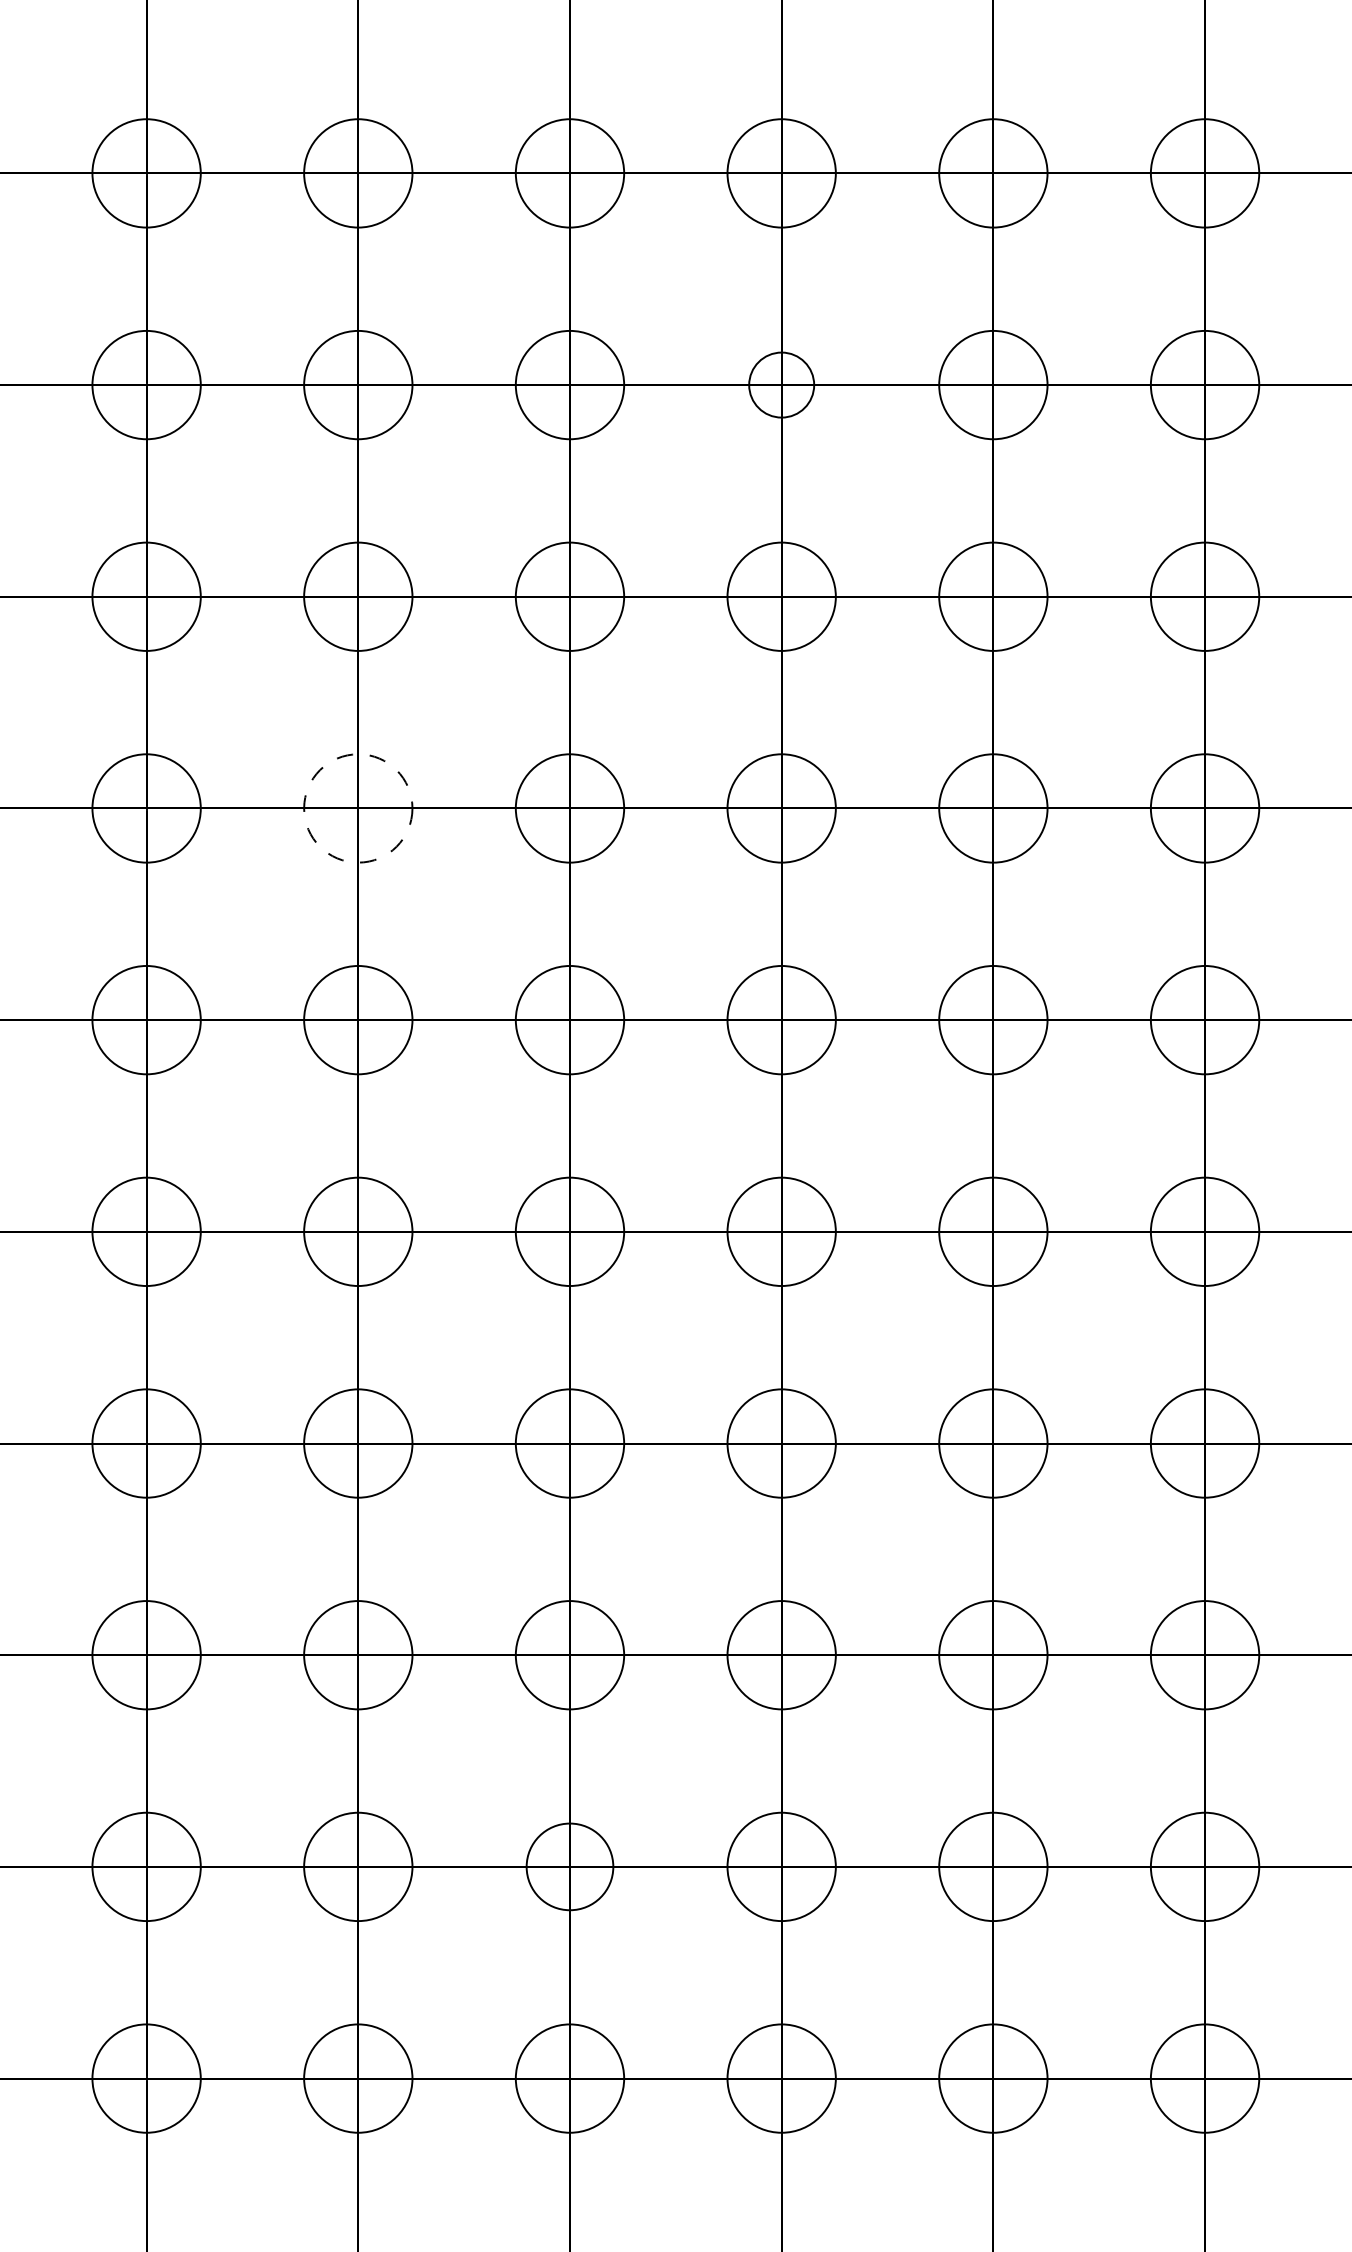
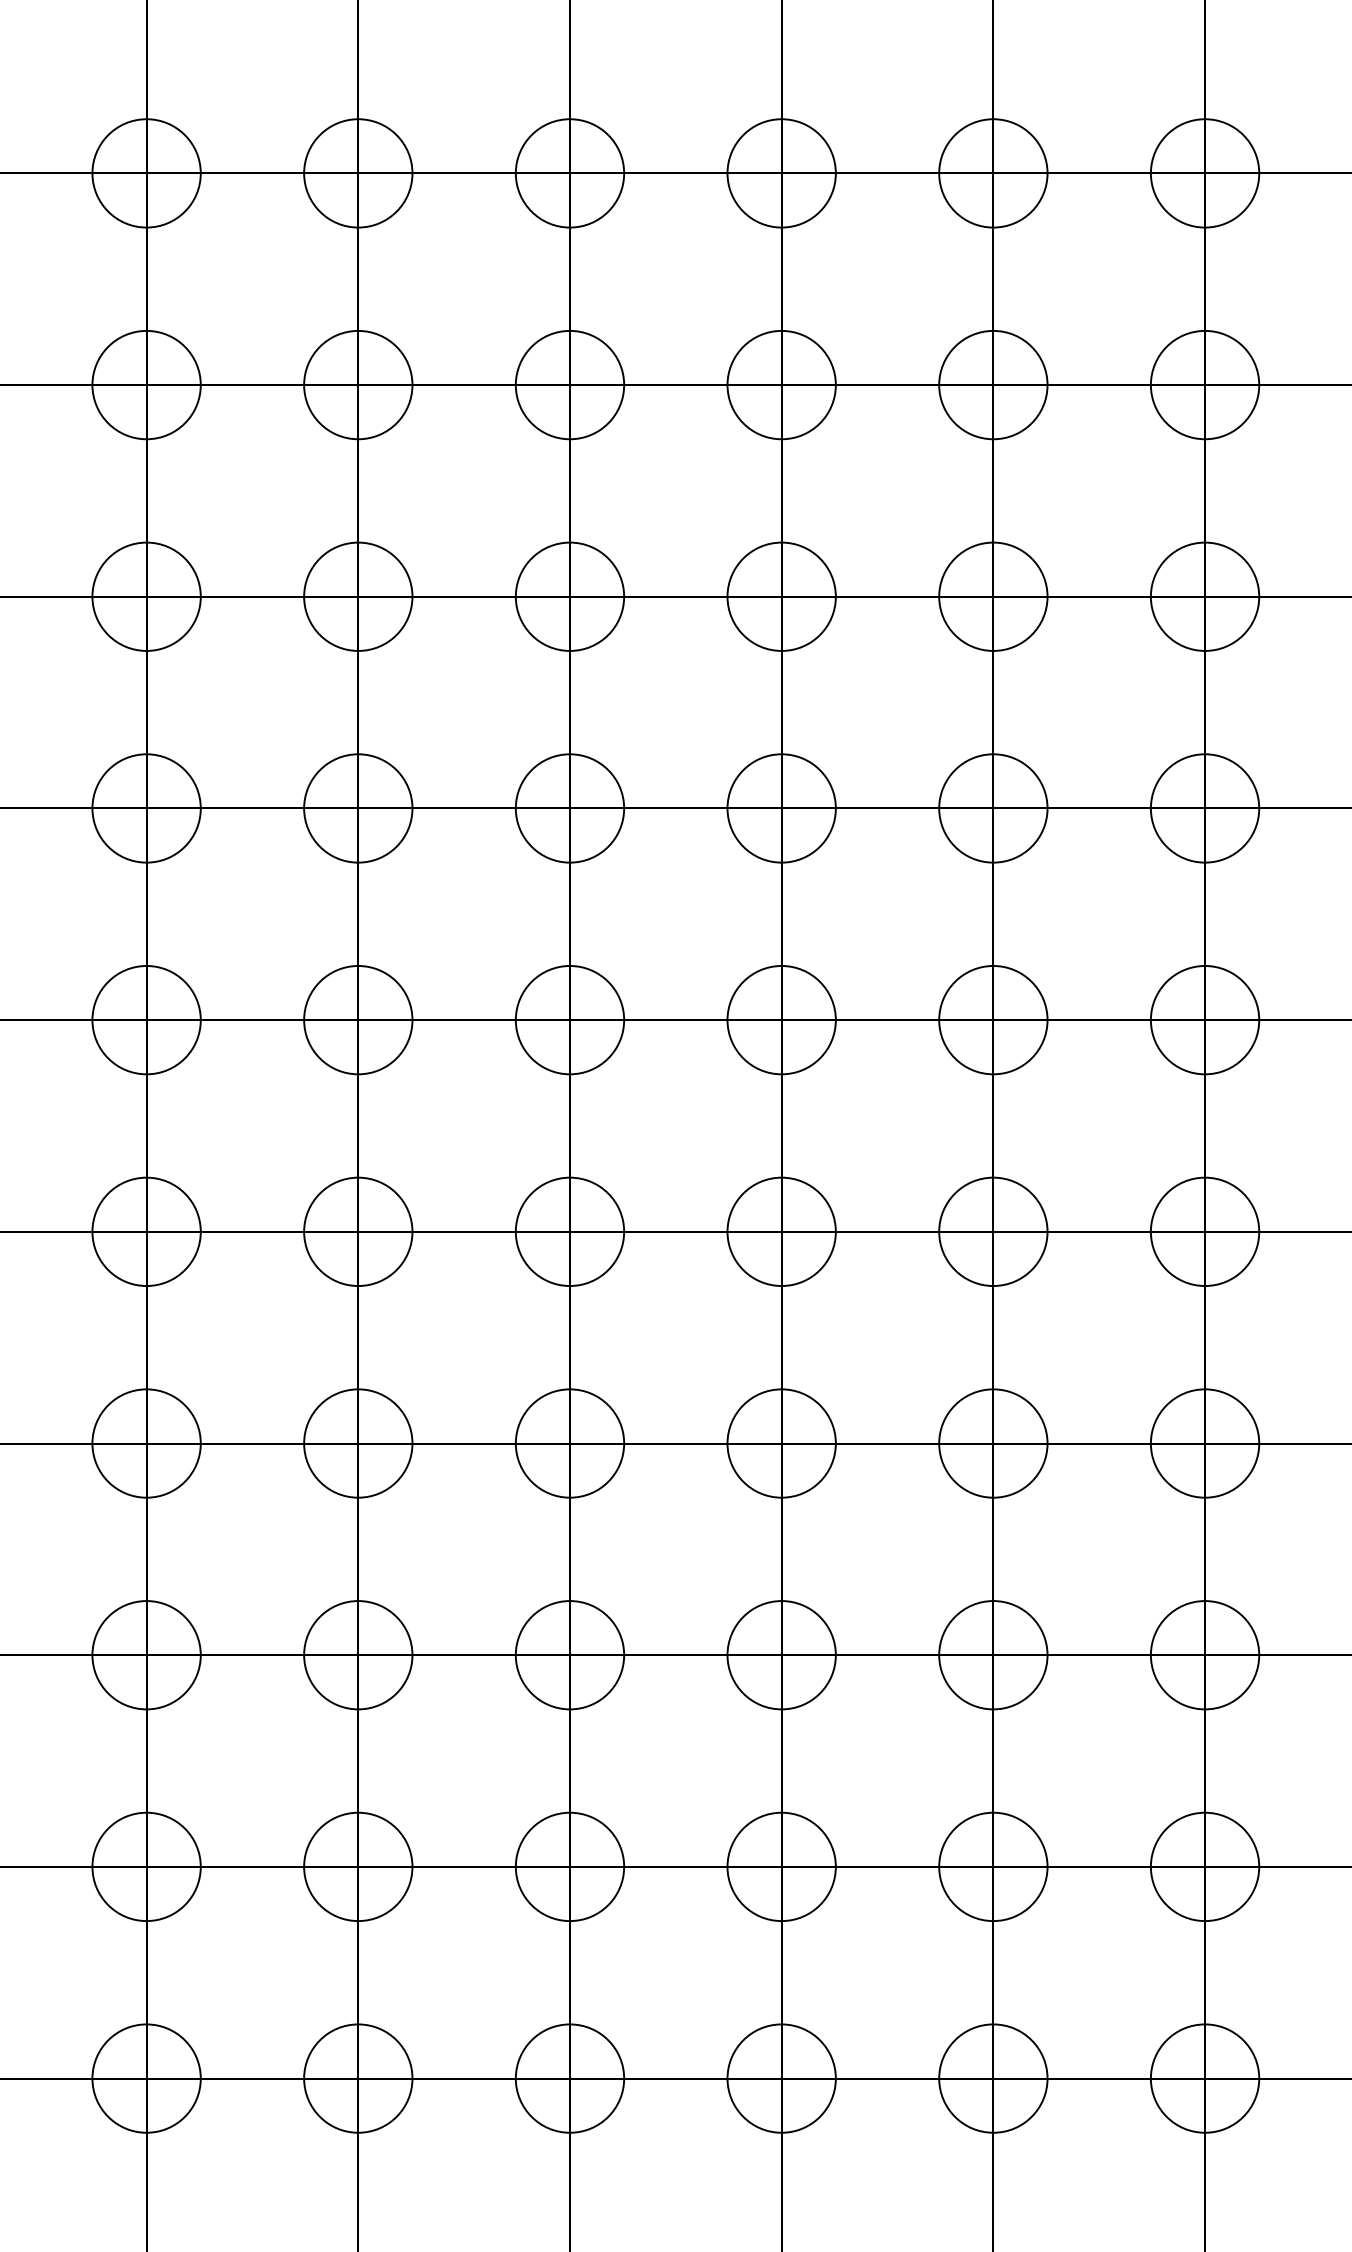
circle diameter: 65 px -> 108 px (781, 384)
circle: dashed -> solid (358, 808)
circle diameter: 87 px -> 108 px (569, 1866)
